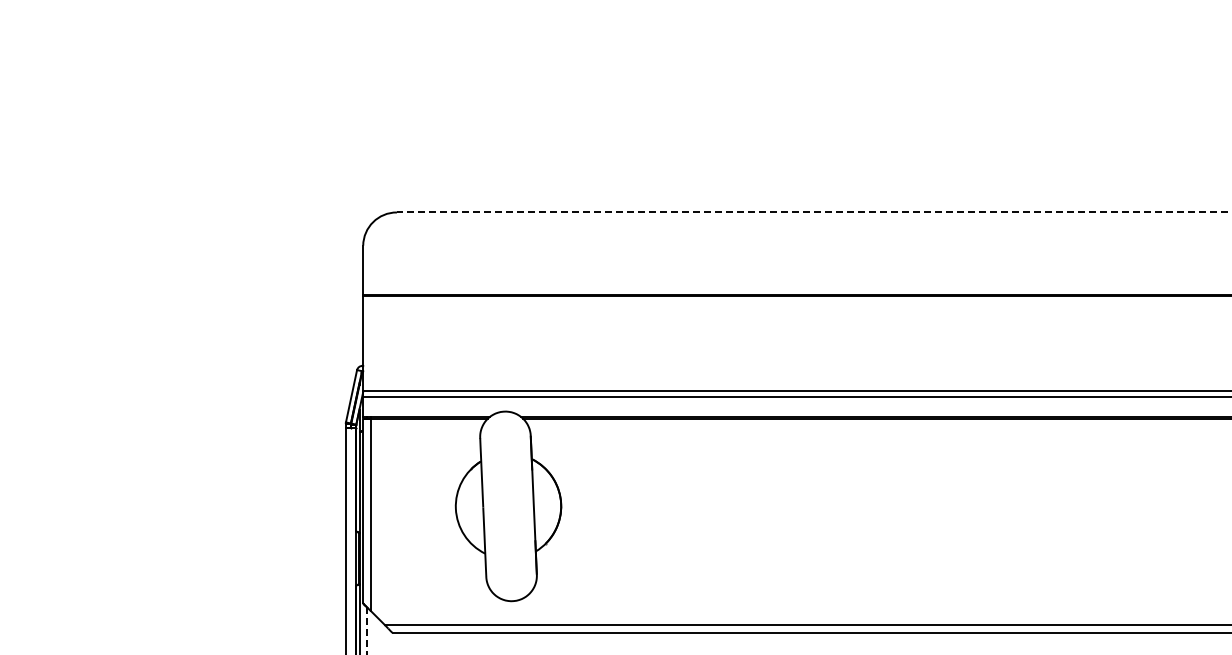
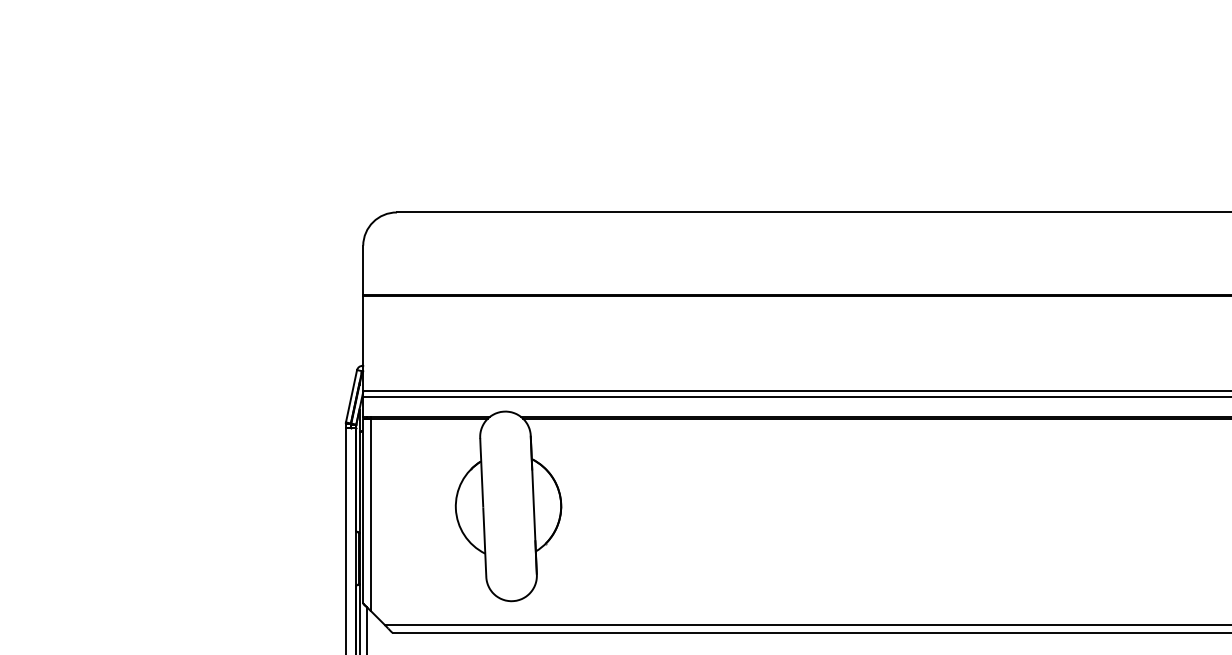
line: dashed -> solid (813, 212)
line: dashed -> solid (366, 631)
